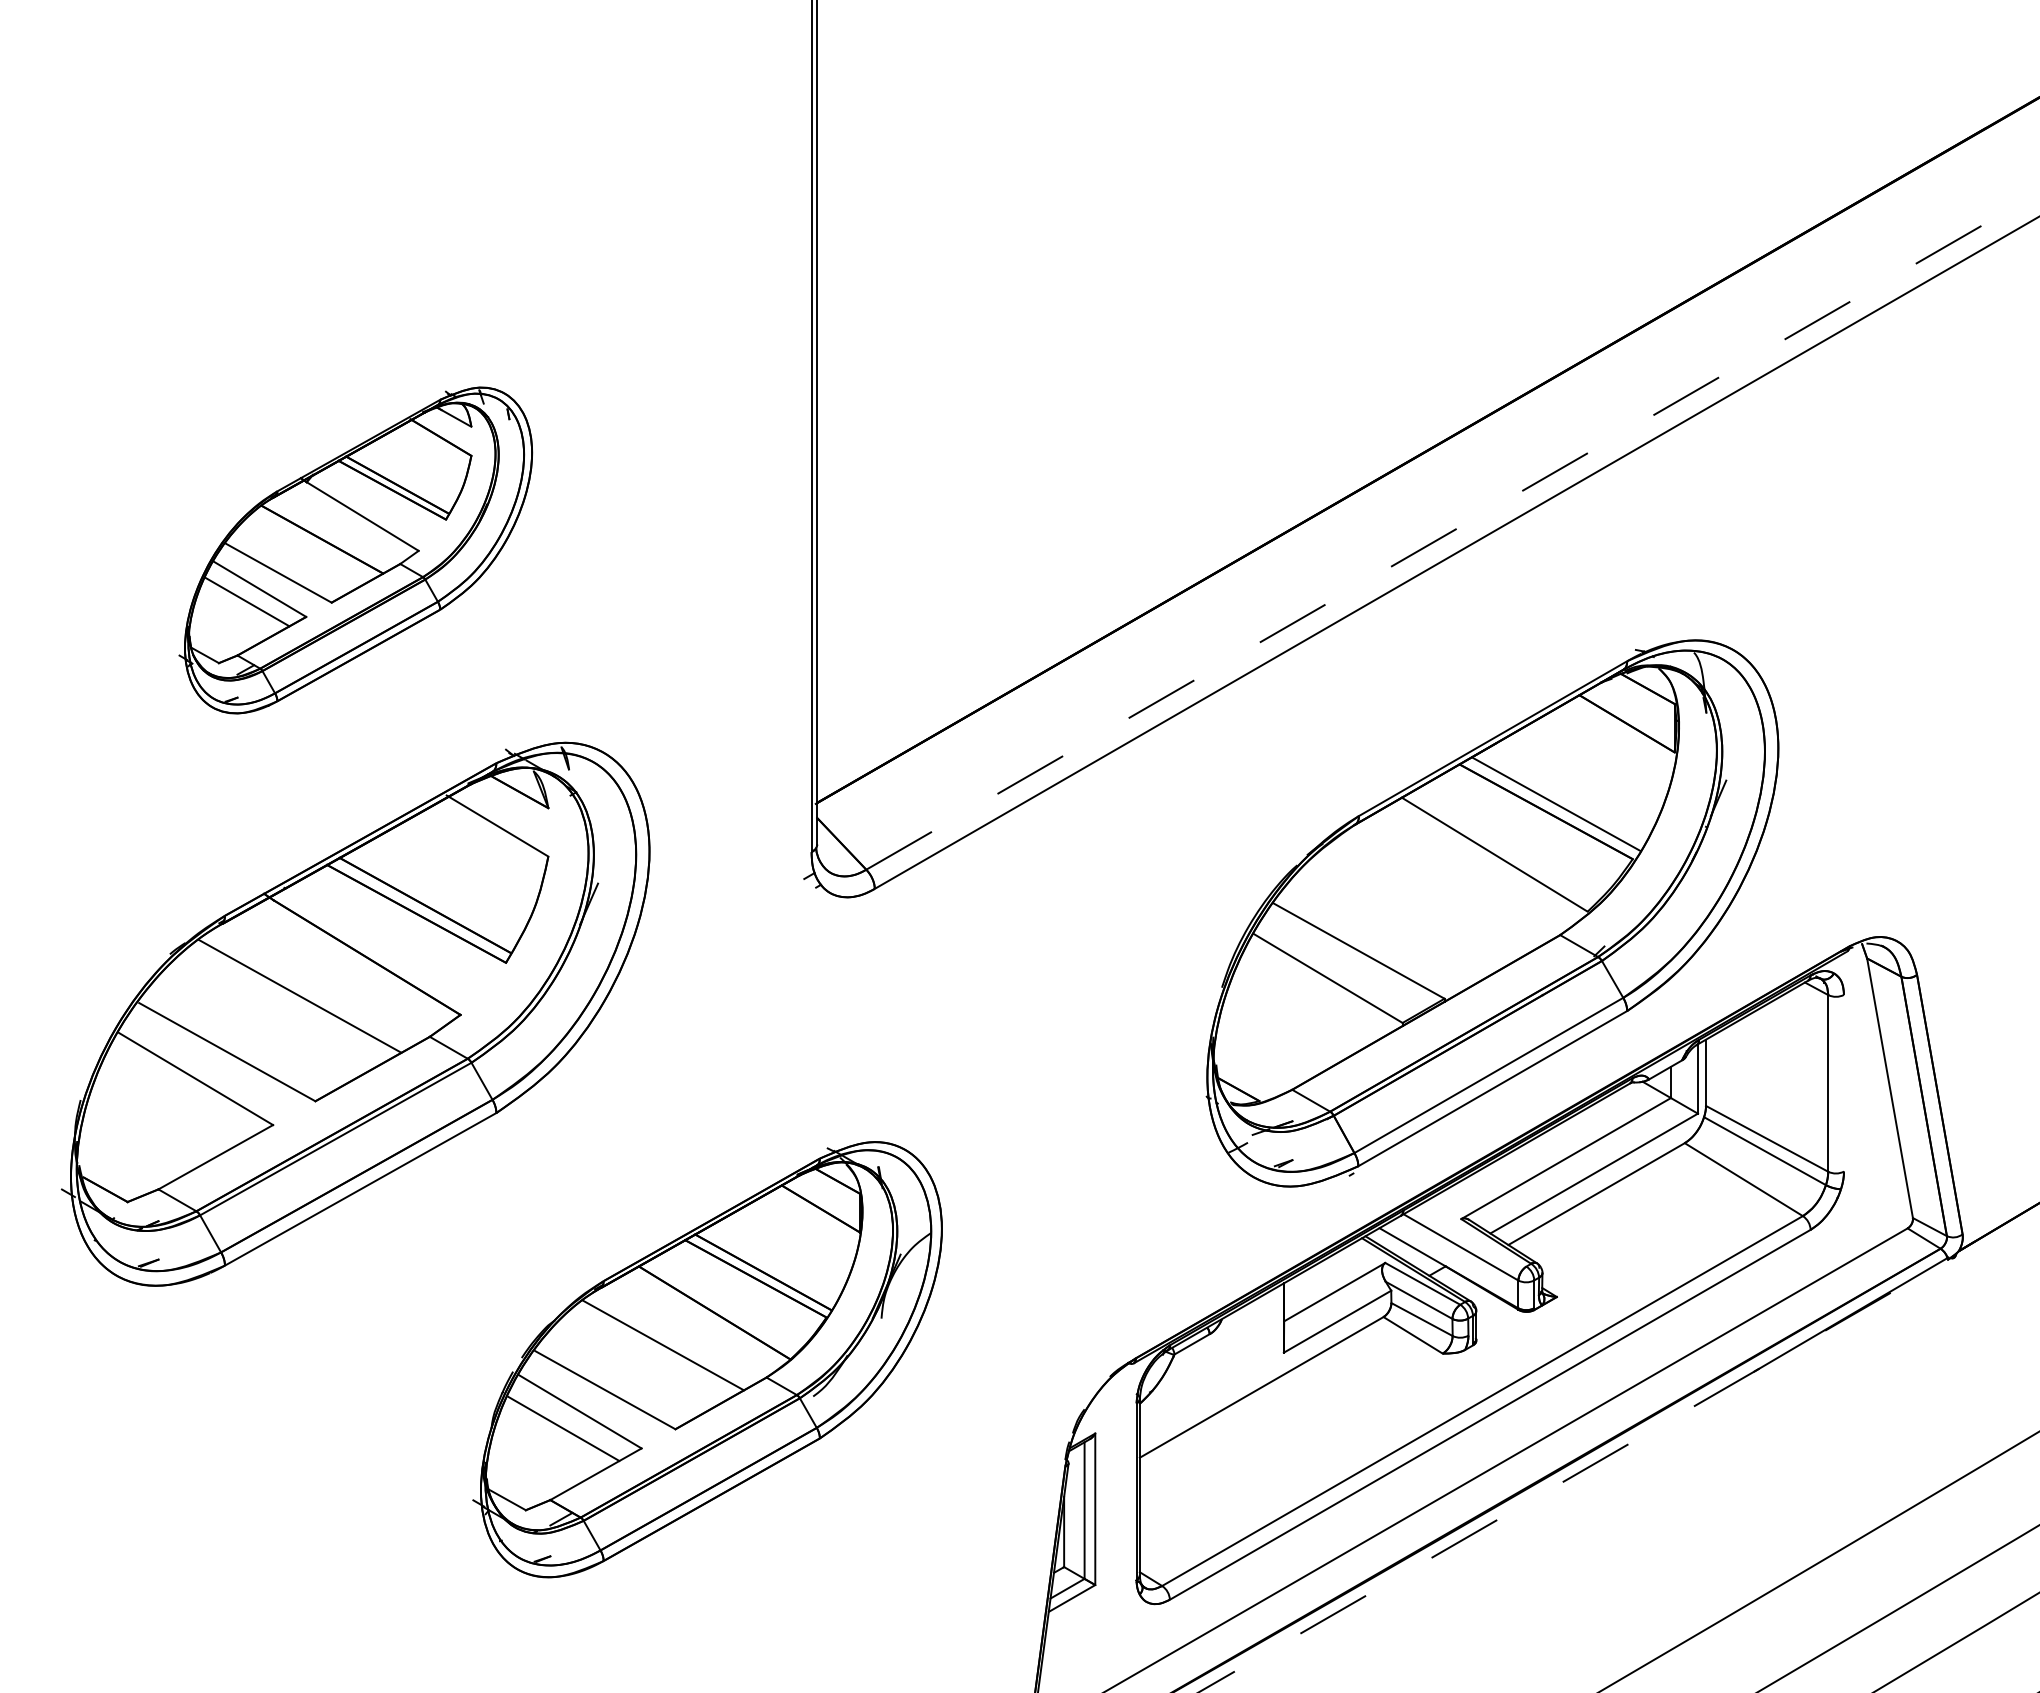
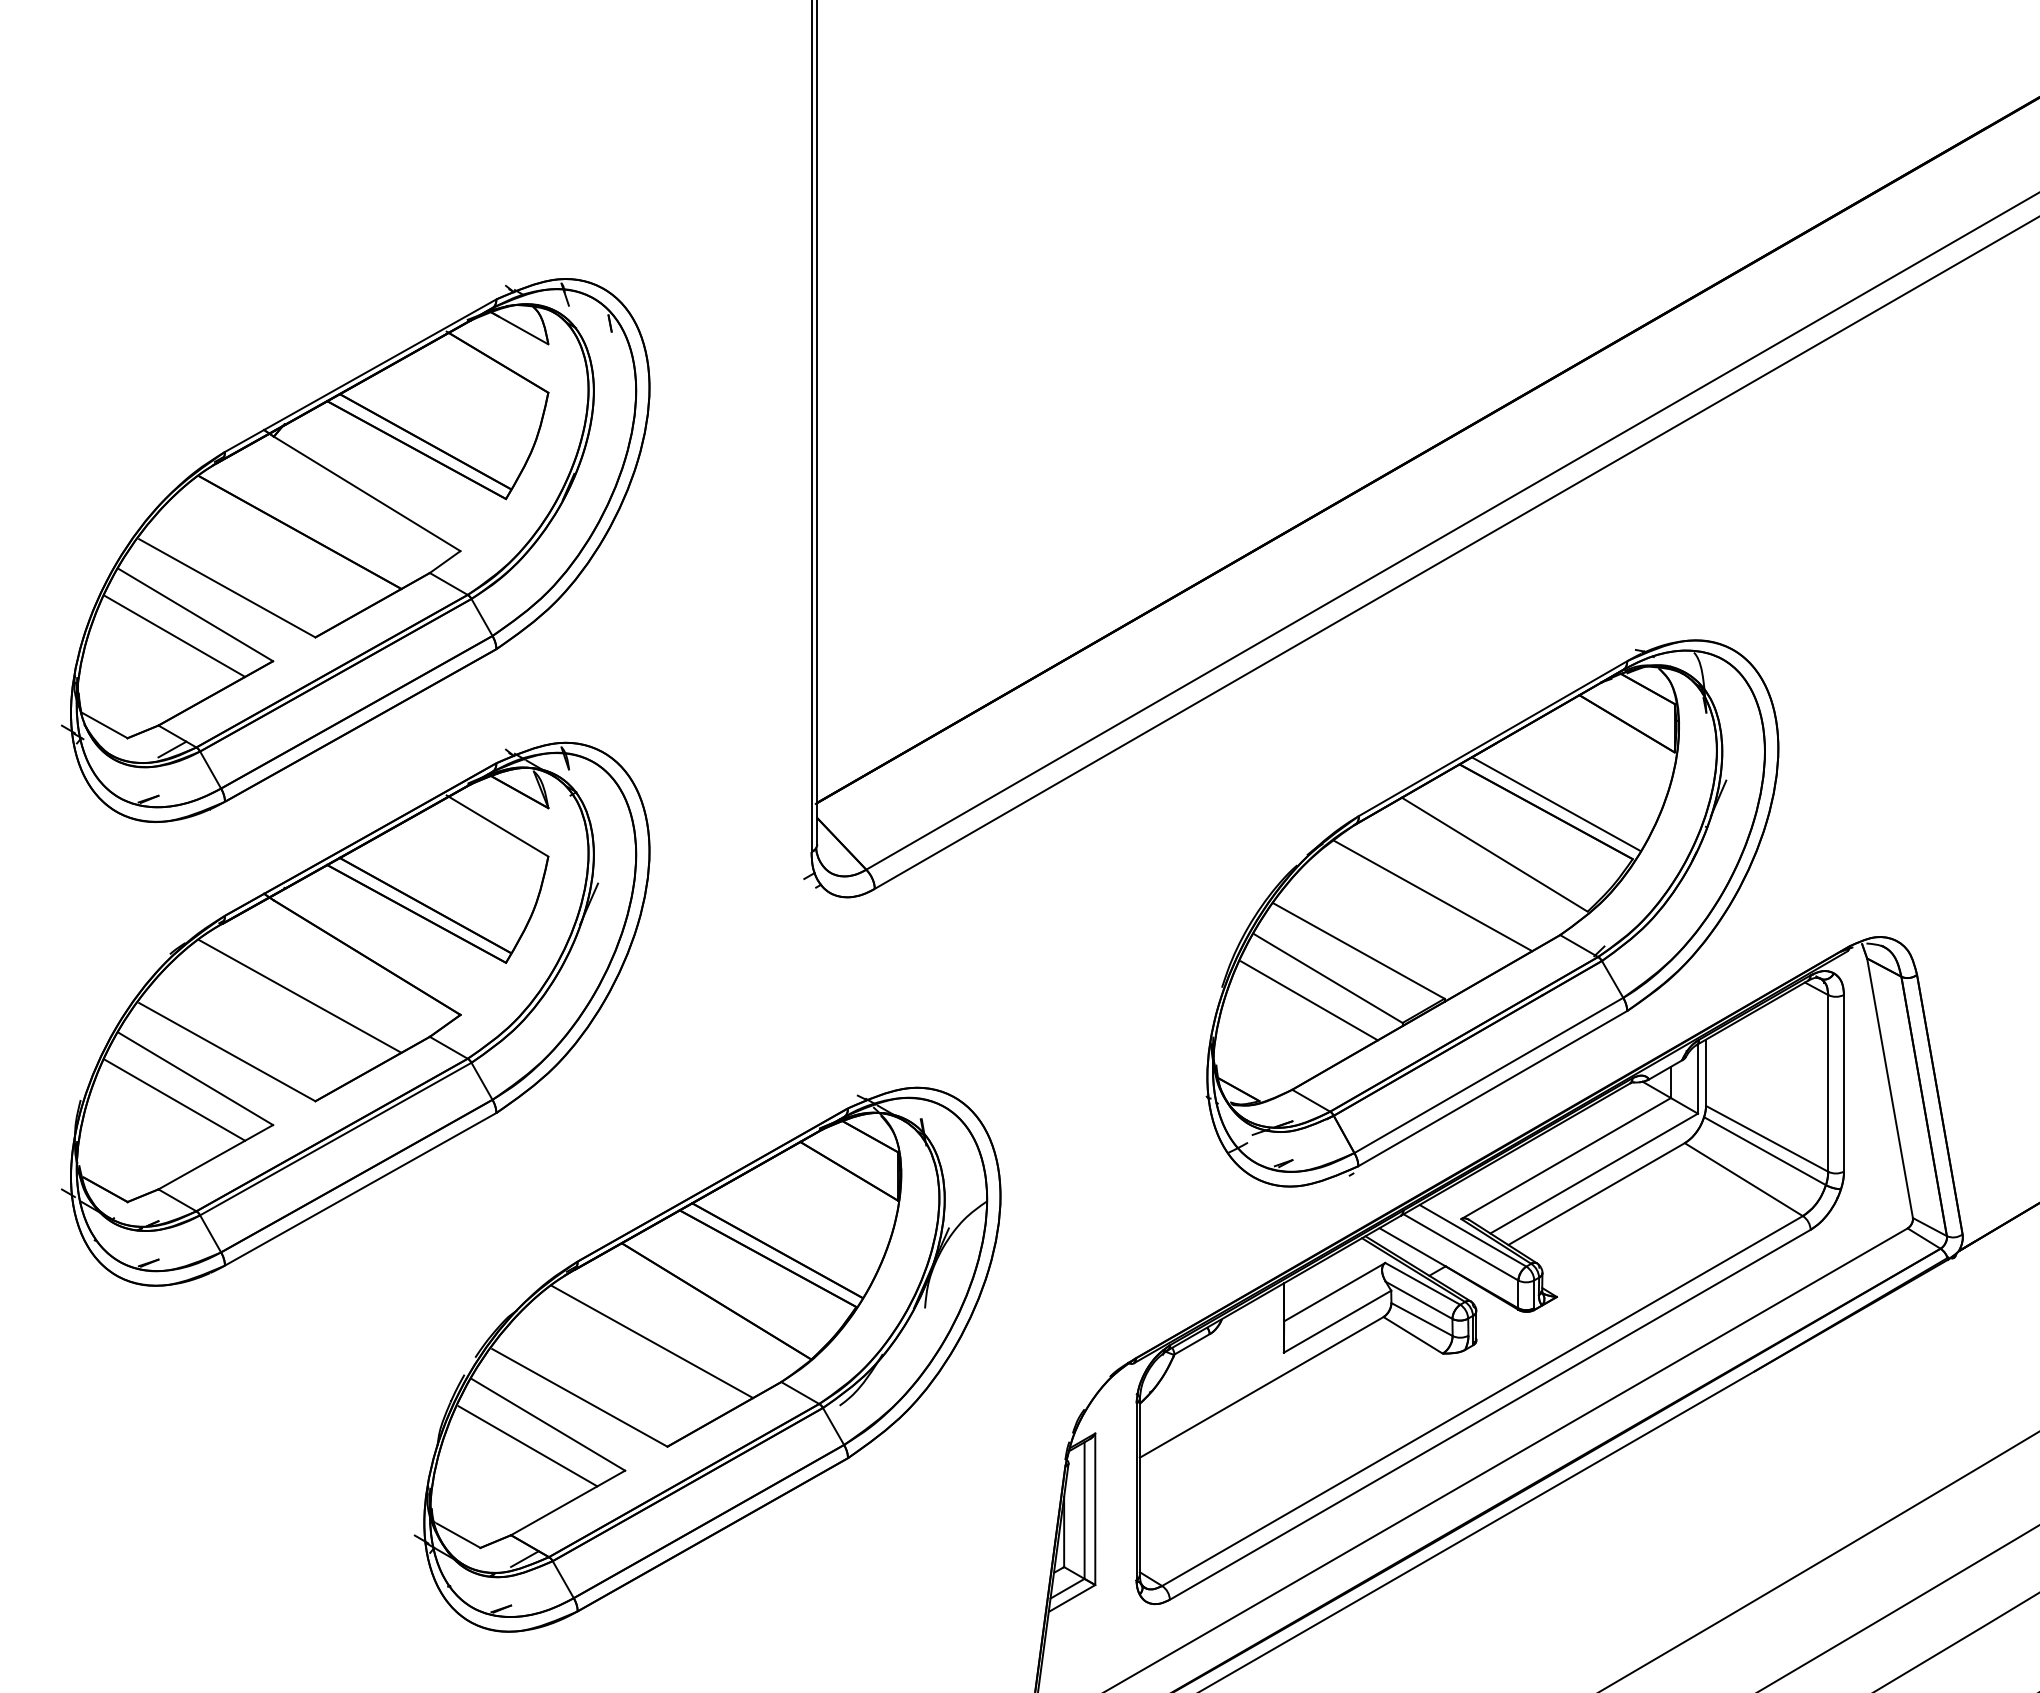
line: dashed -> solid (1453, 530)
part size: 356x329 px -> 590x545 px (355, 550)
line: none -> present (1433, 896)
line: none -> present (1309, 1000)
line: none -> present (1844, 1082)
line: none -> present (174, 1099)
line: none -> present (1472, 1235)
part size: 471x438 px -> 589x547 px (707, 1359)
line: dashed -> solid (1573, 1476)
